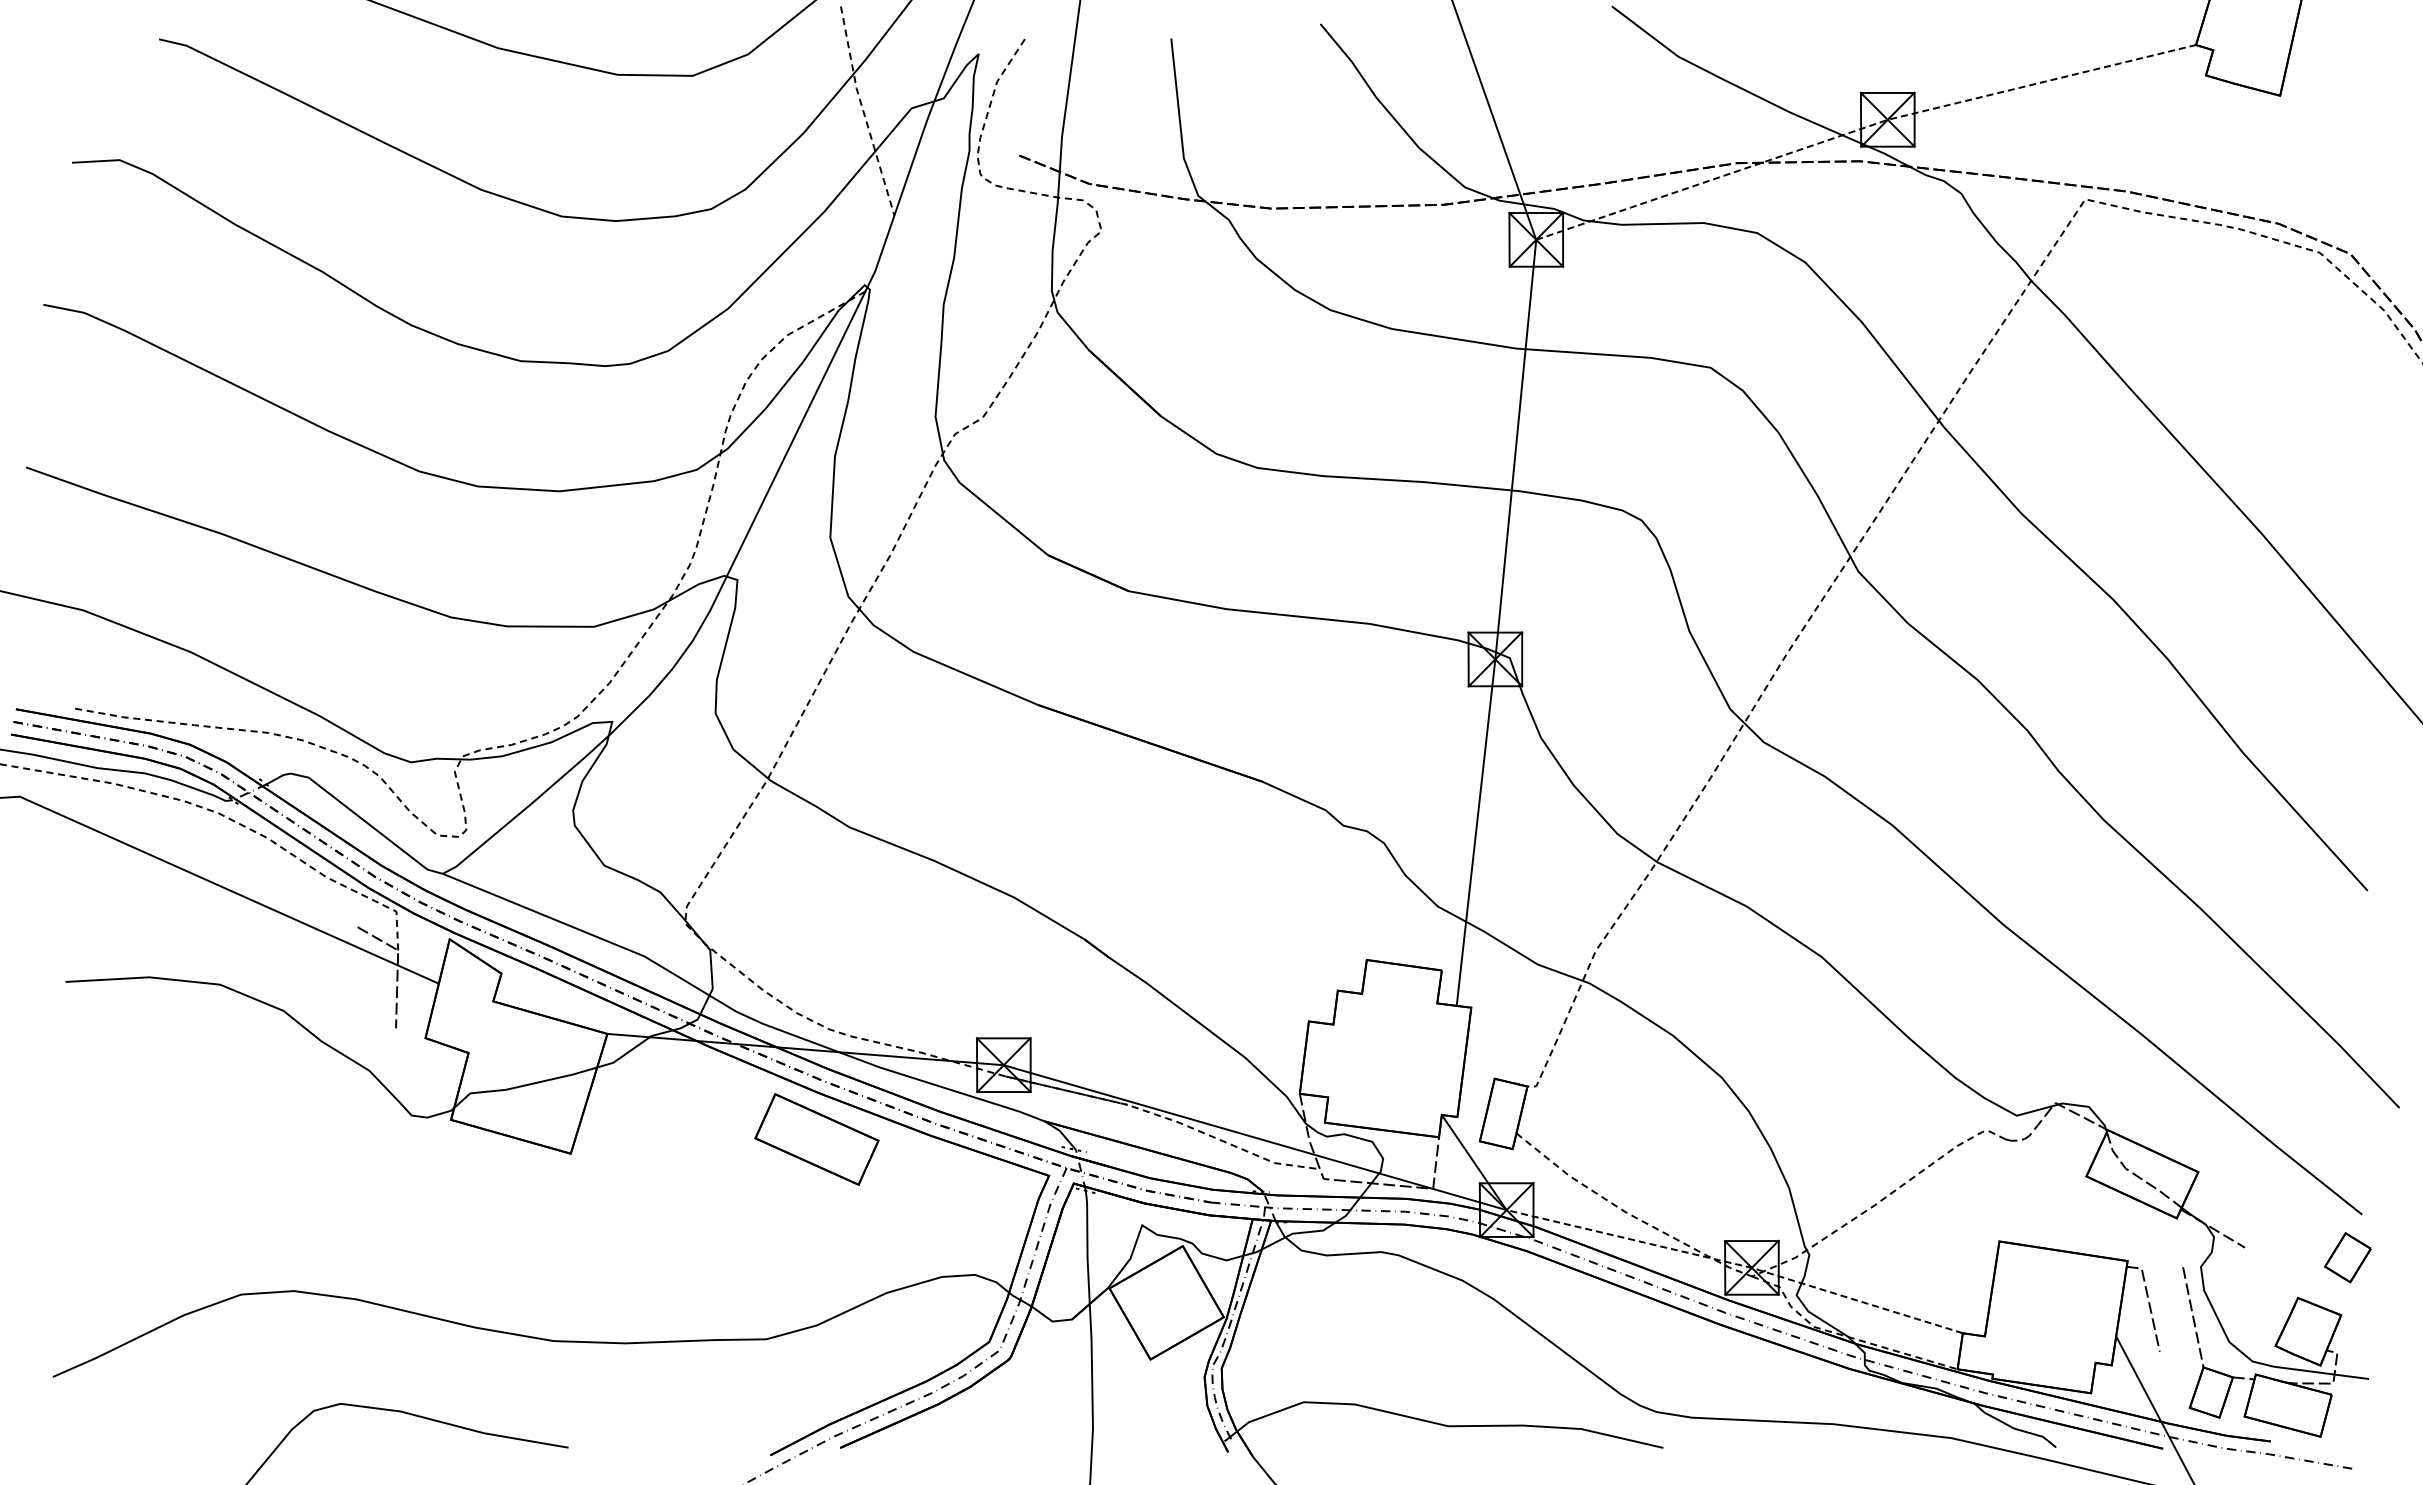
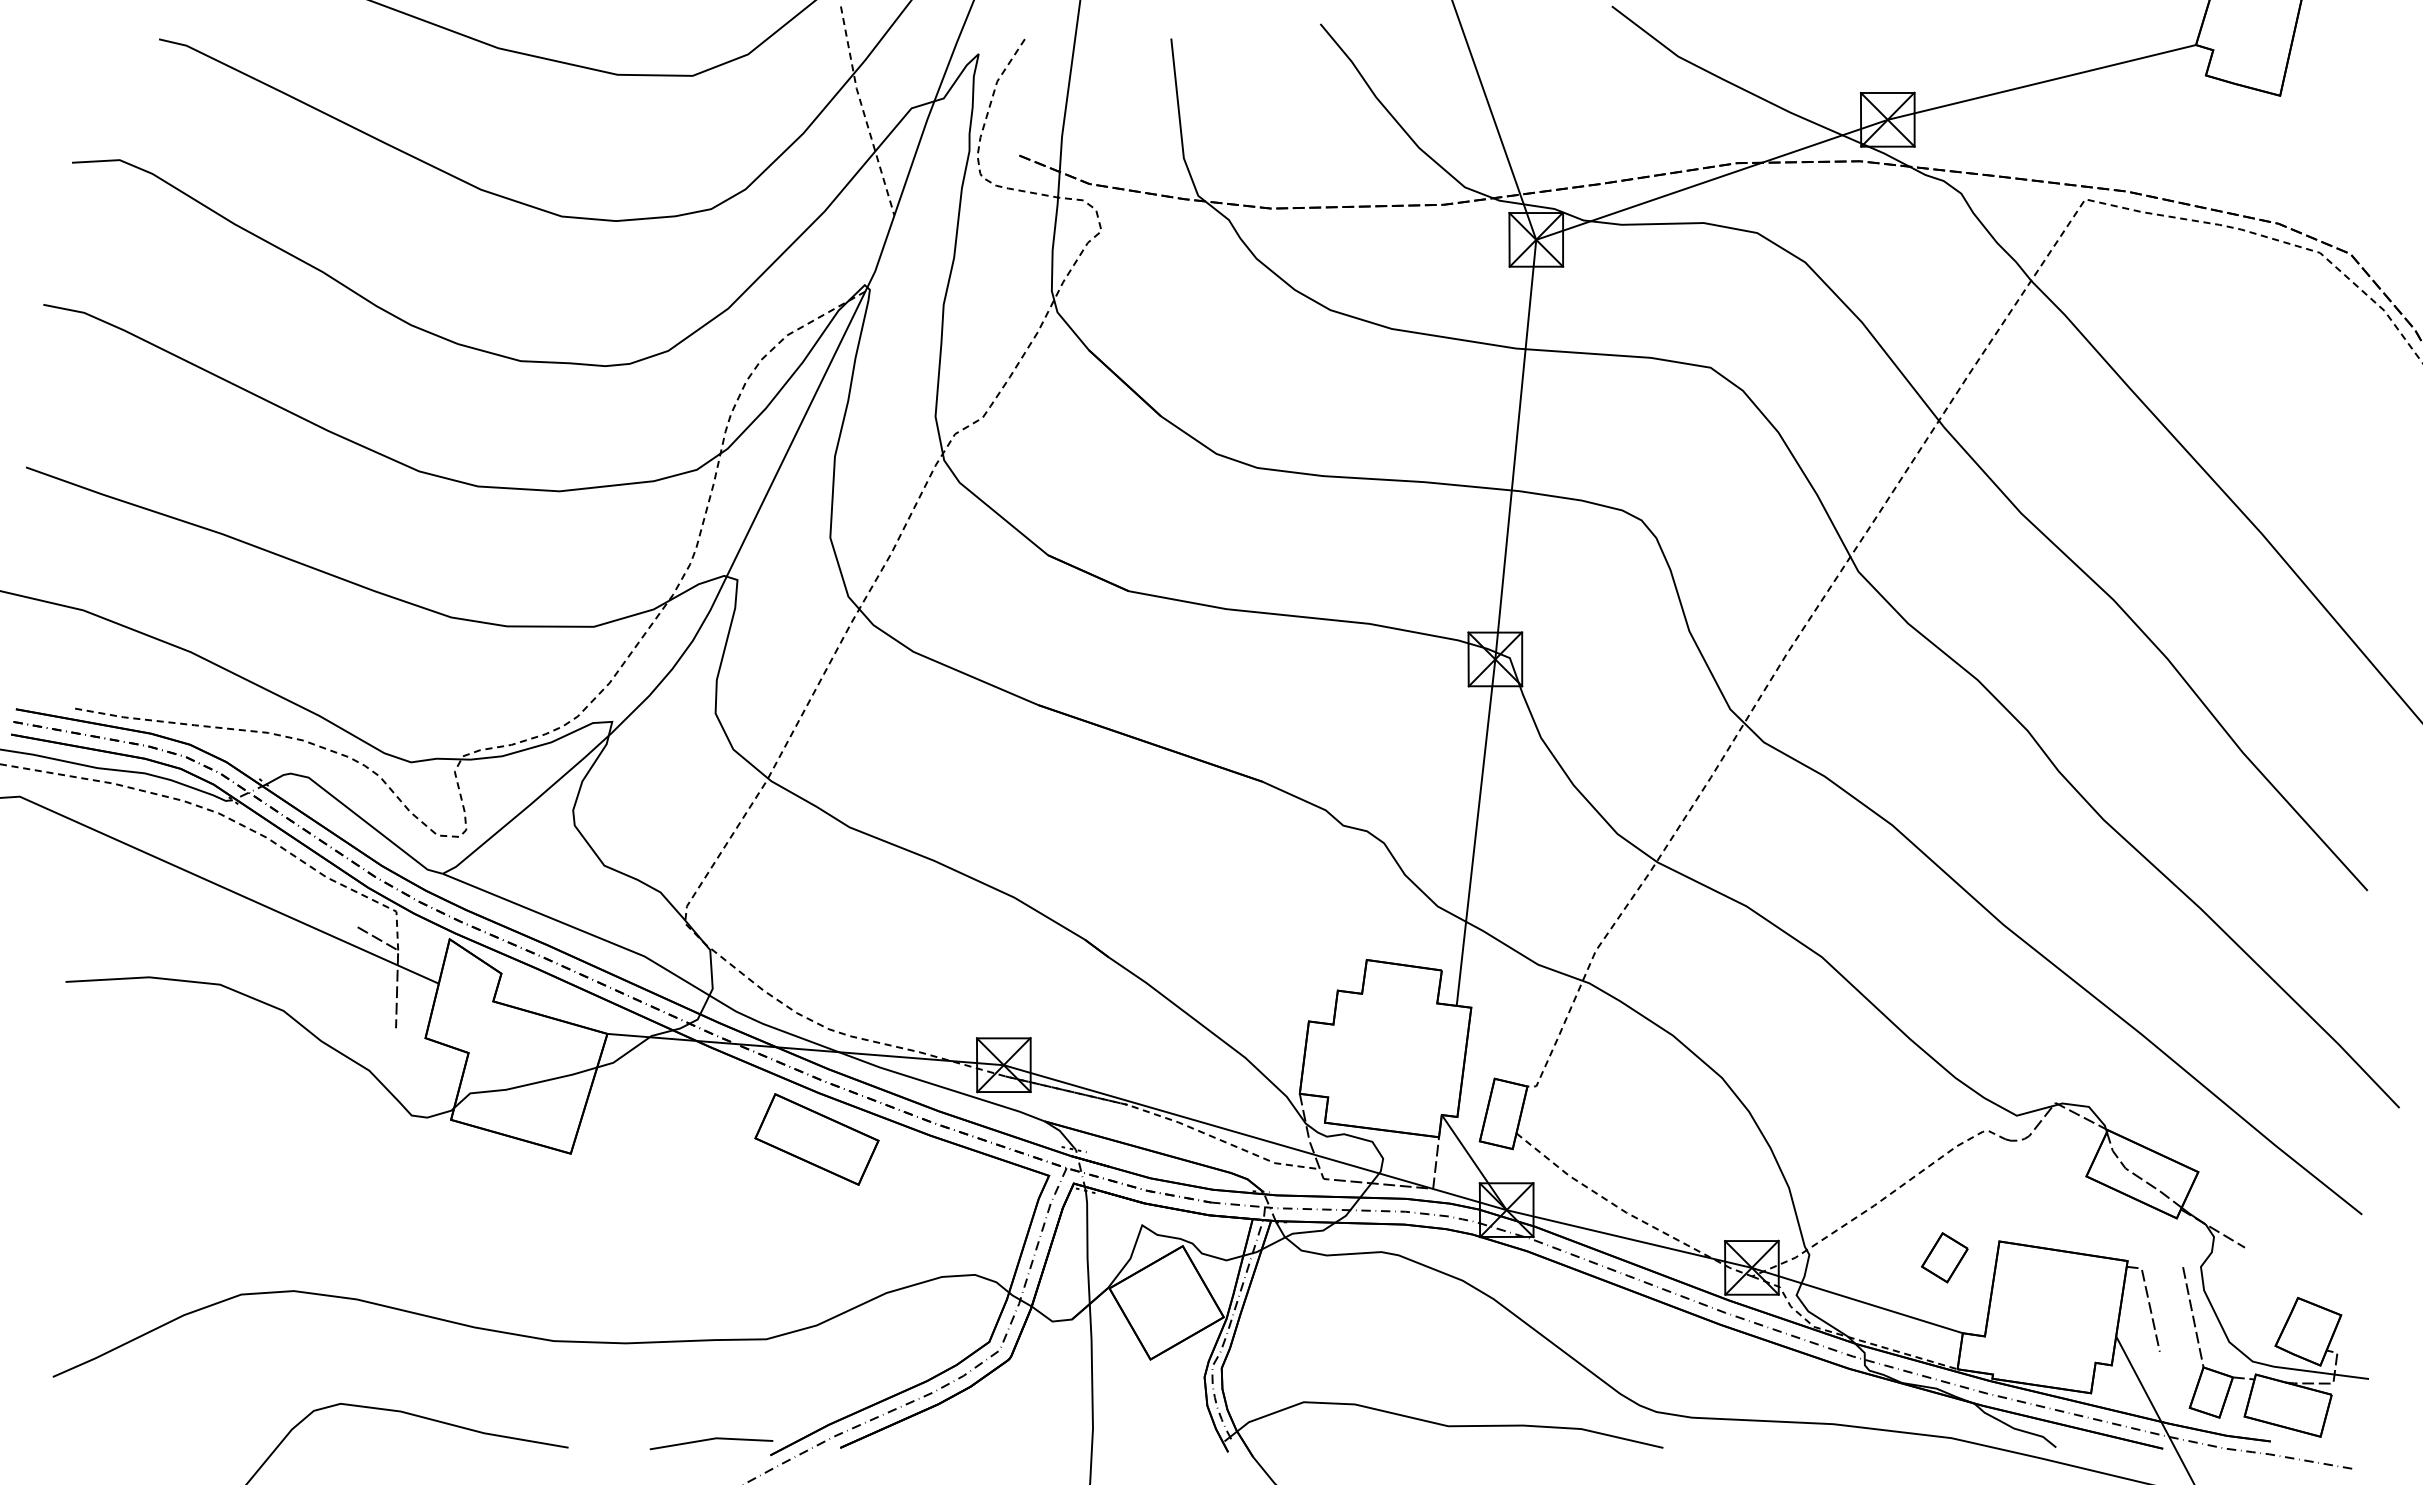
line: dashed -> solid (1863, 128)
part position: (2347, 1257) -> (1944, 1257) (1944, 1257)
line: dashed -> solid (1737, 1264)
line: none -> present (710, 1440)
